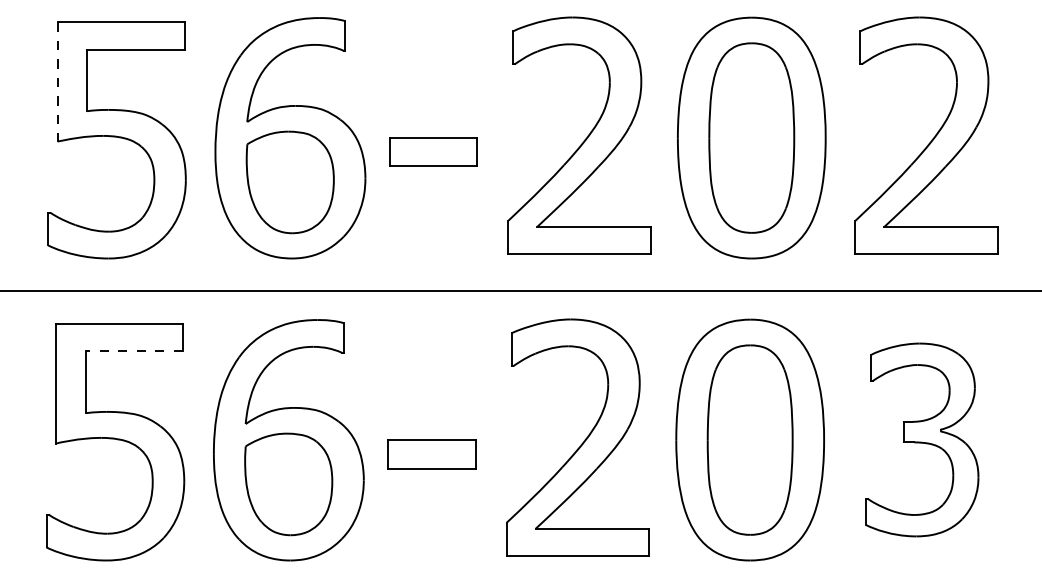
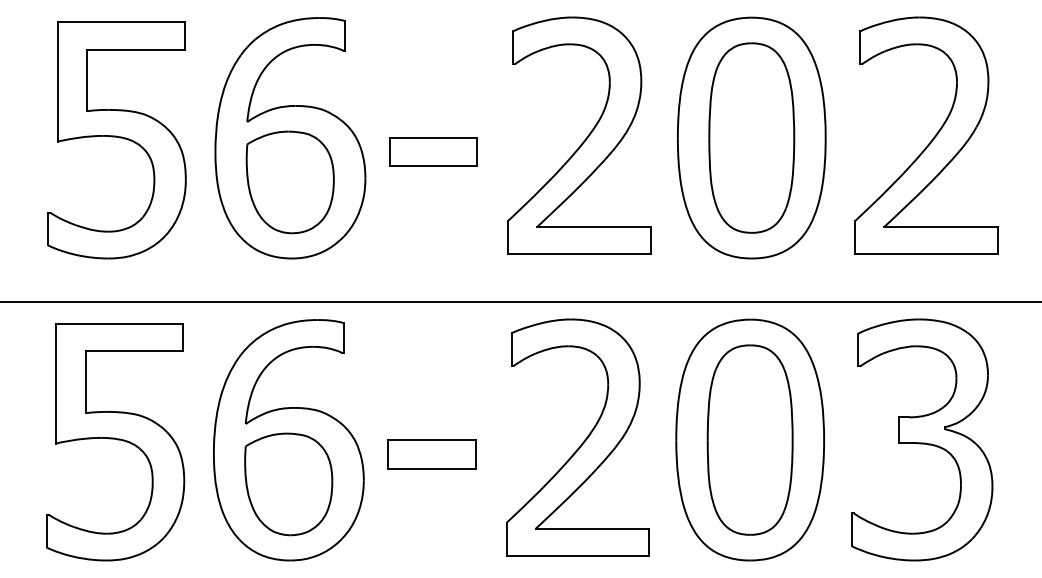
line: dashed -> solid (57, 81)
line position: (520, 290) -> (520, 301) (520, 301)
line: dashed -> solid (134, 351)
part size: 115x196 px -> 143x244 px (922, 439)
